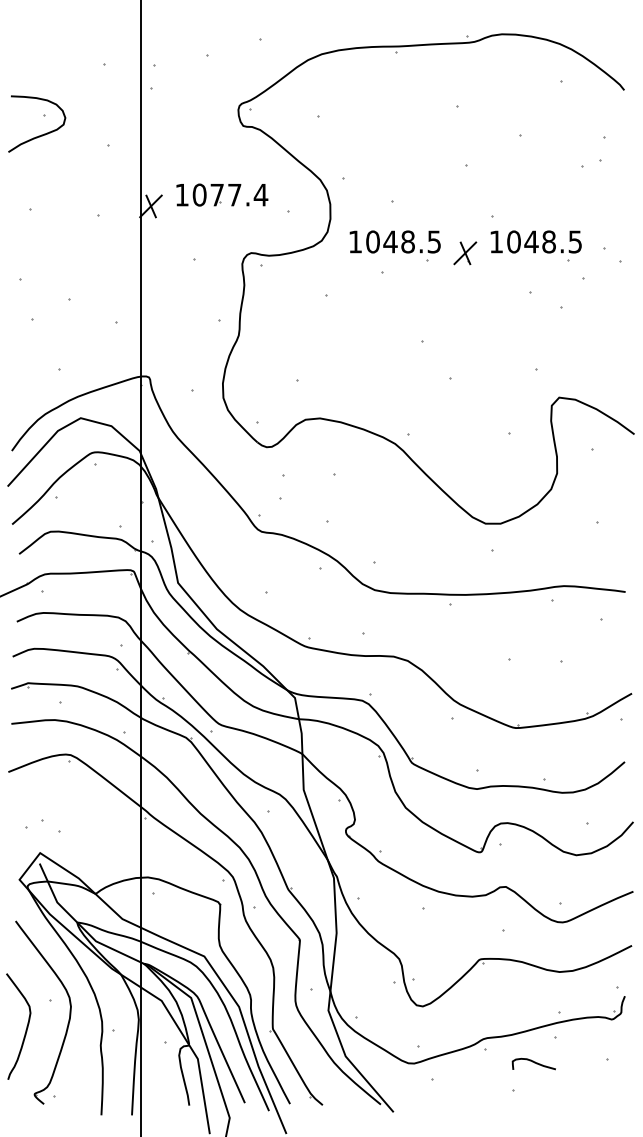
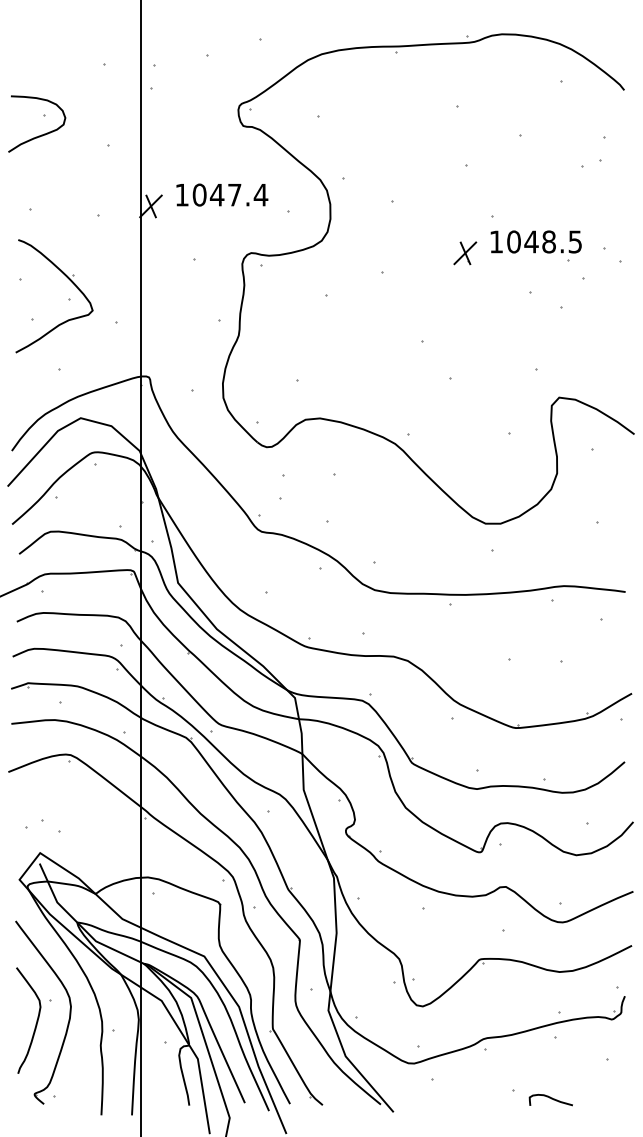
text: 1077.4 -> 1047.4 (216, 195)
part: present -> none (394, 245)
part: none -> present (69, 280)
curve position: (25, 1029) -> (35, 1023) (35, 1023)
curve position: (534, 1063) -> (551, 1099) (551, 1099)
